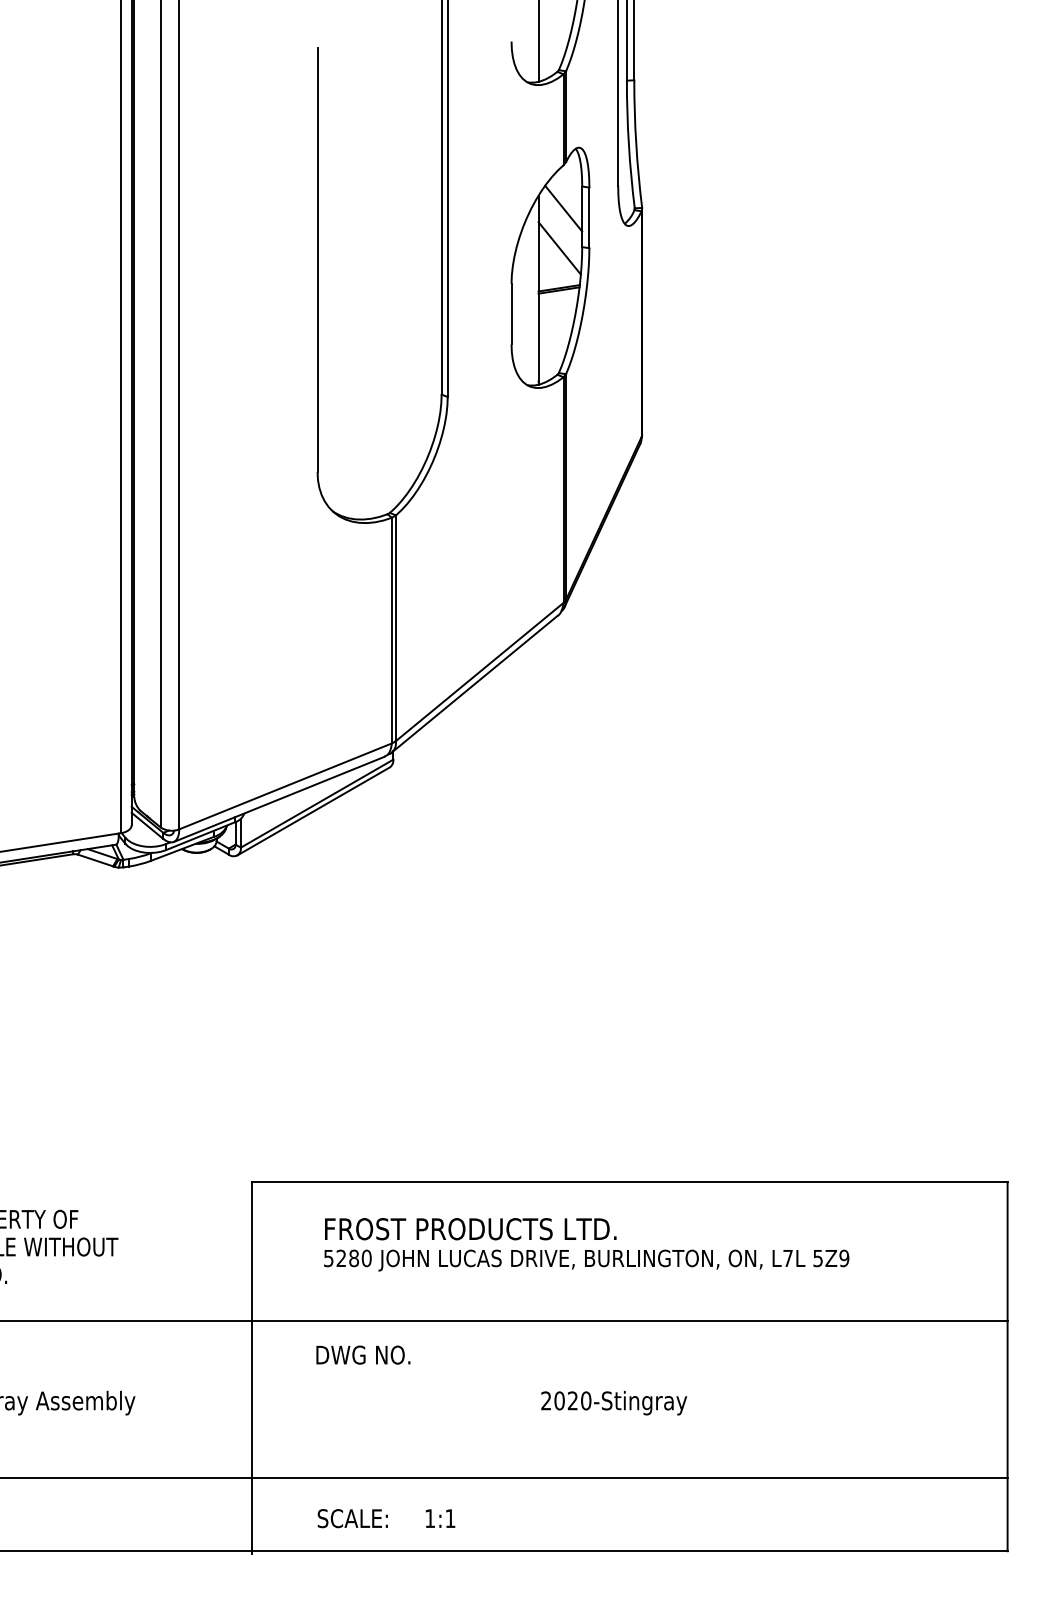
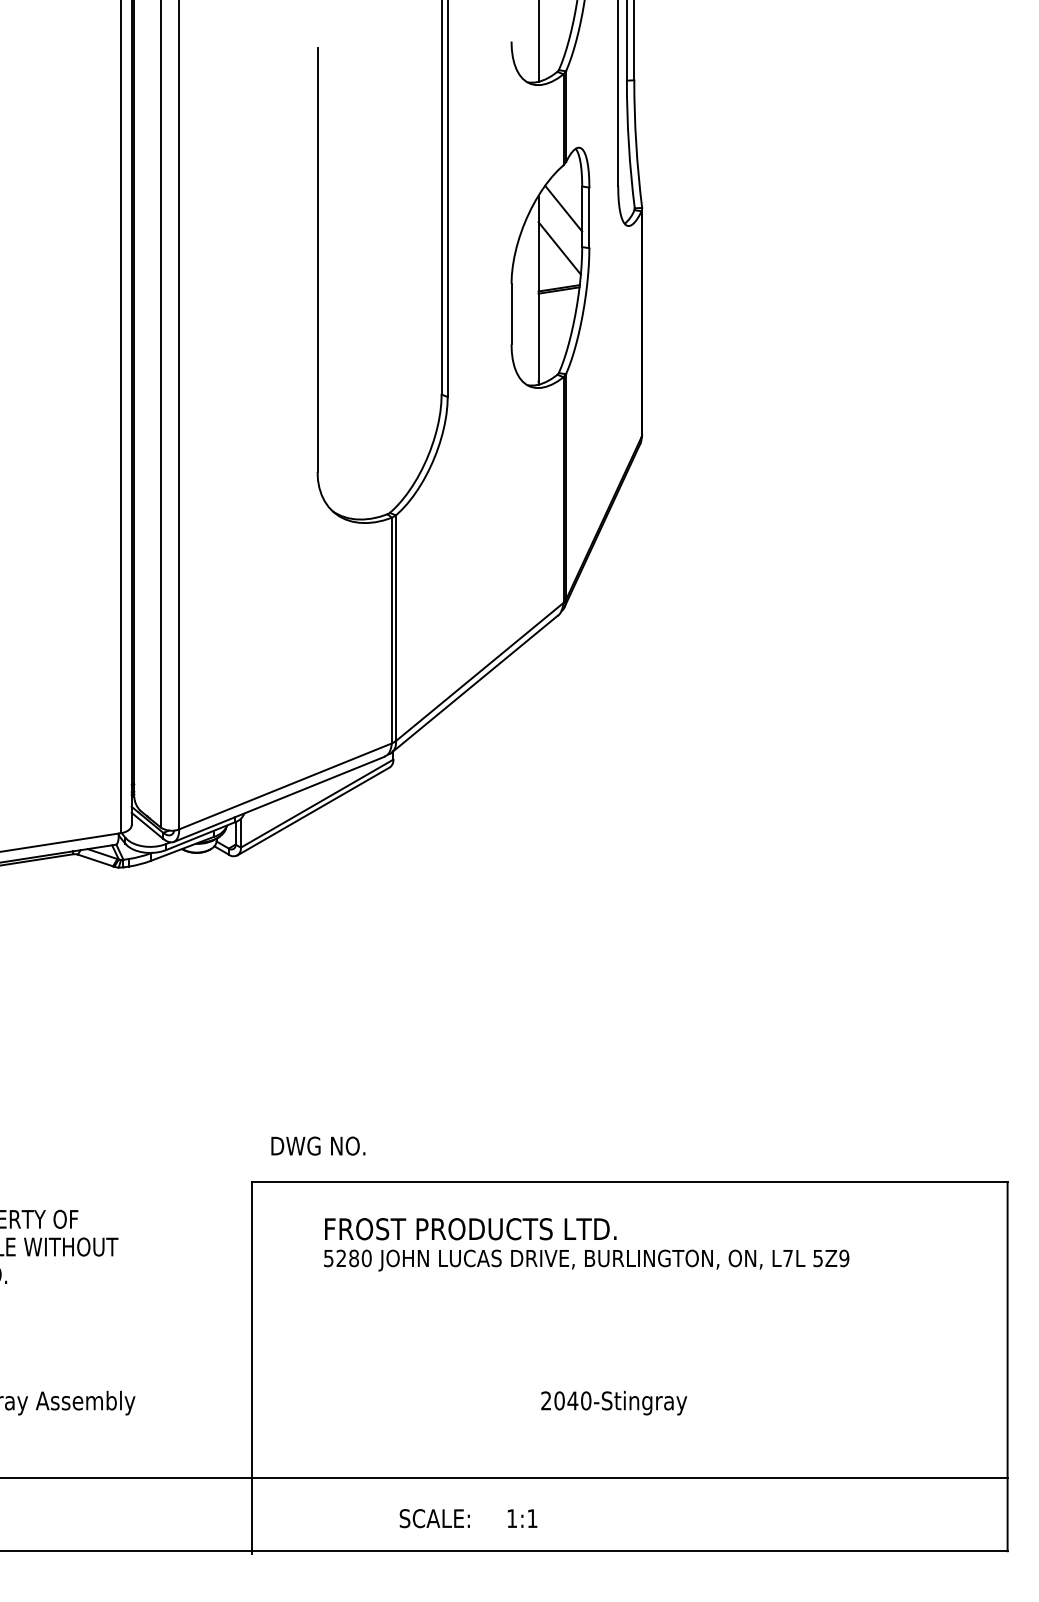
line: present -> none (504, 1321)
text position: (363, 1354) -> (318, 1145) (318, 1145)
text: 2020-Stingray -> 2040-Stingray (572, 1400)
text position: (386, 1518) -> (468, 1518) (468, 1518)
